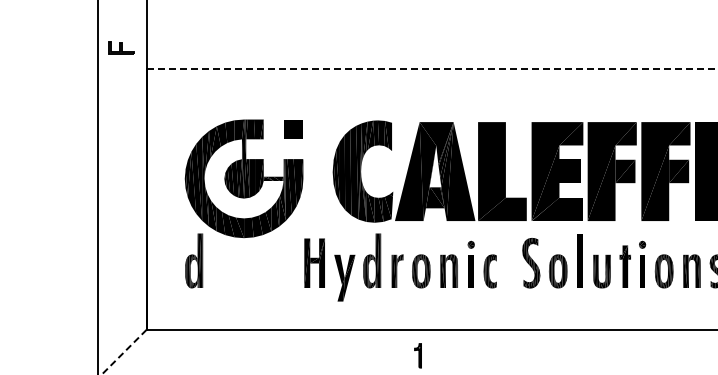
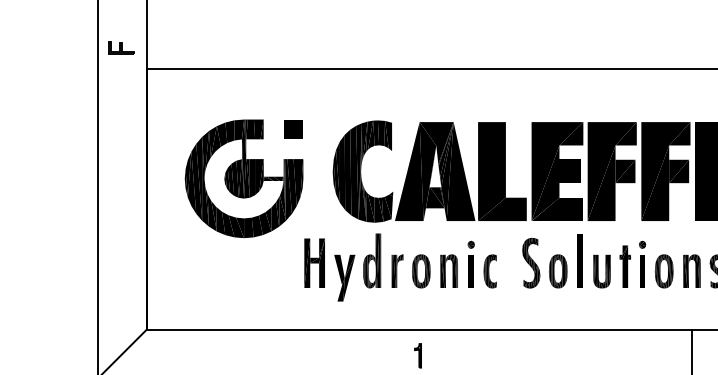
line: dashed -> solid (432, 69)
part: present -> none (194, 260)
line: none -> present (692, 350)
line: dashed -> solid (124, 352)
